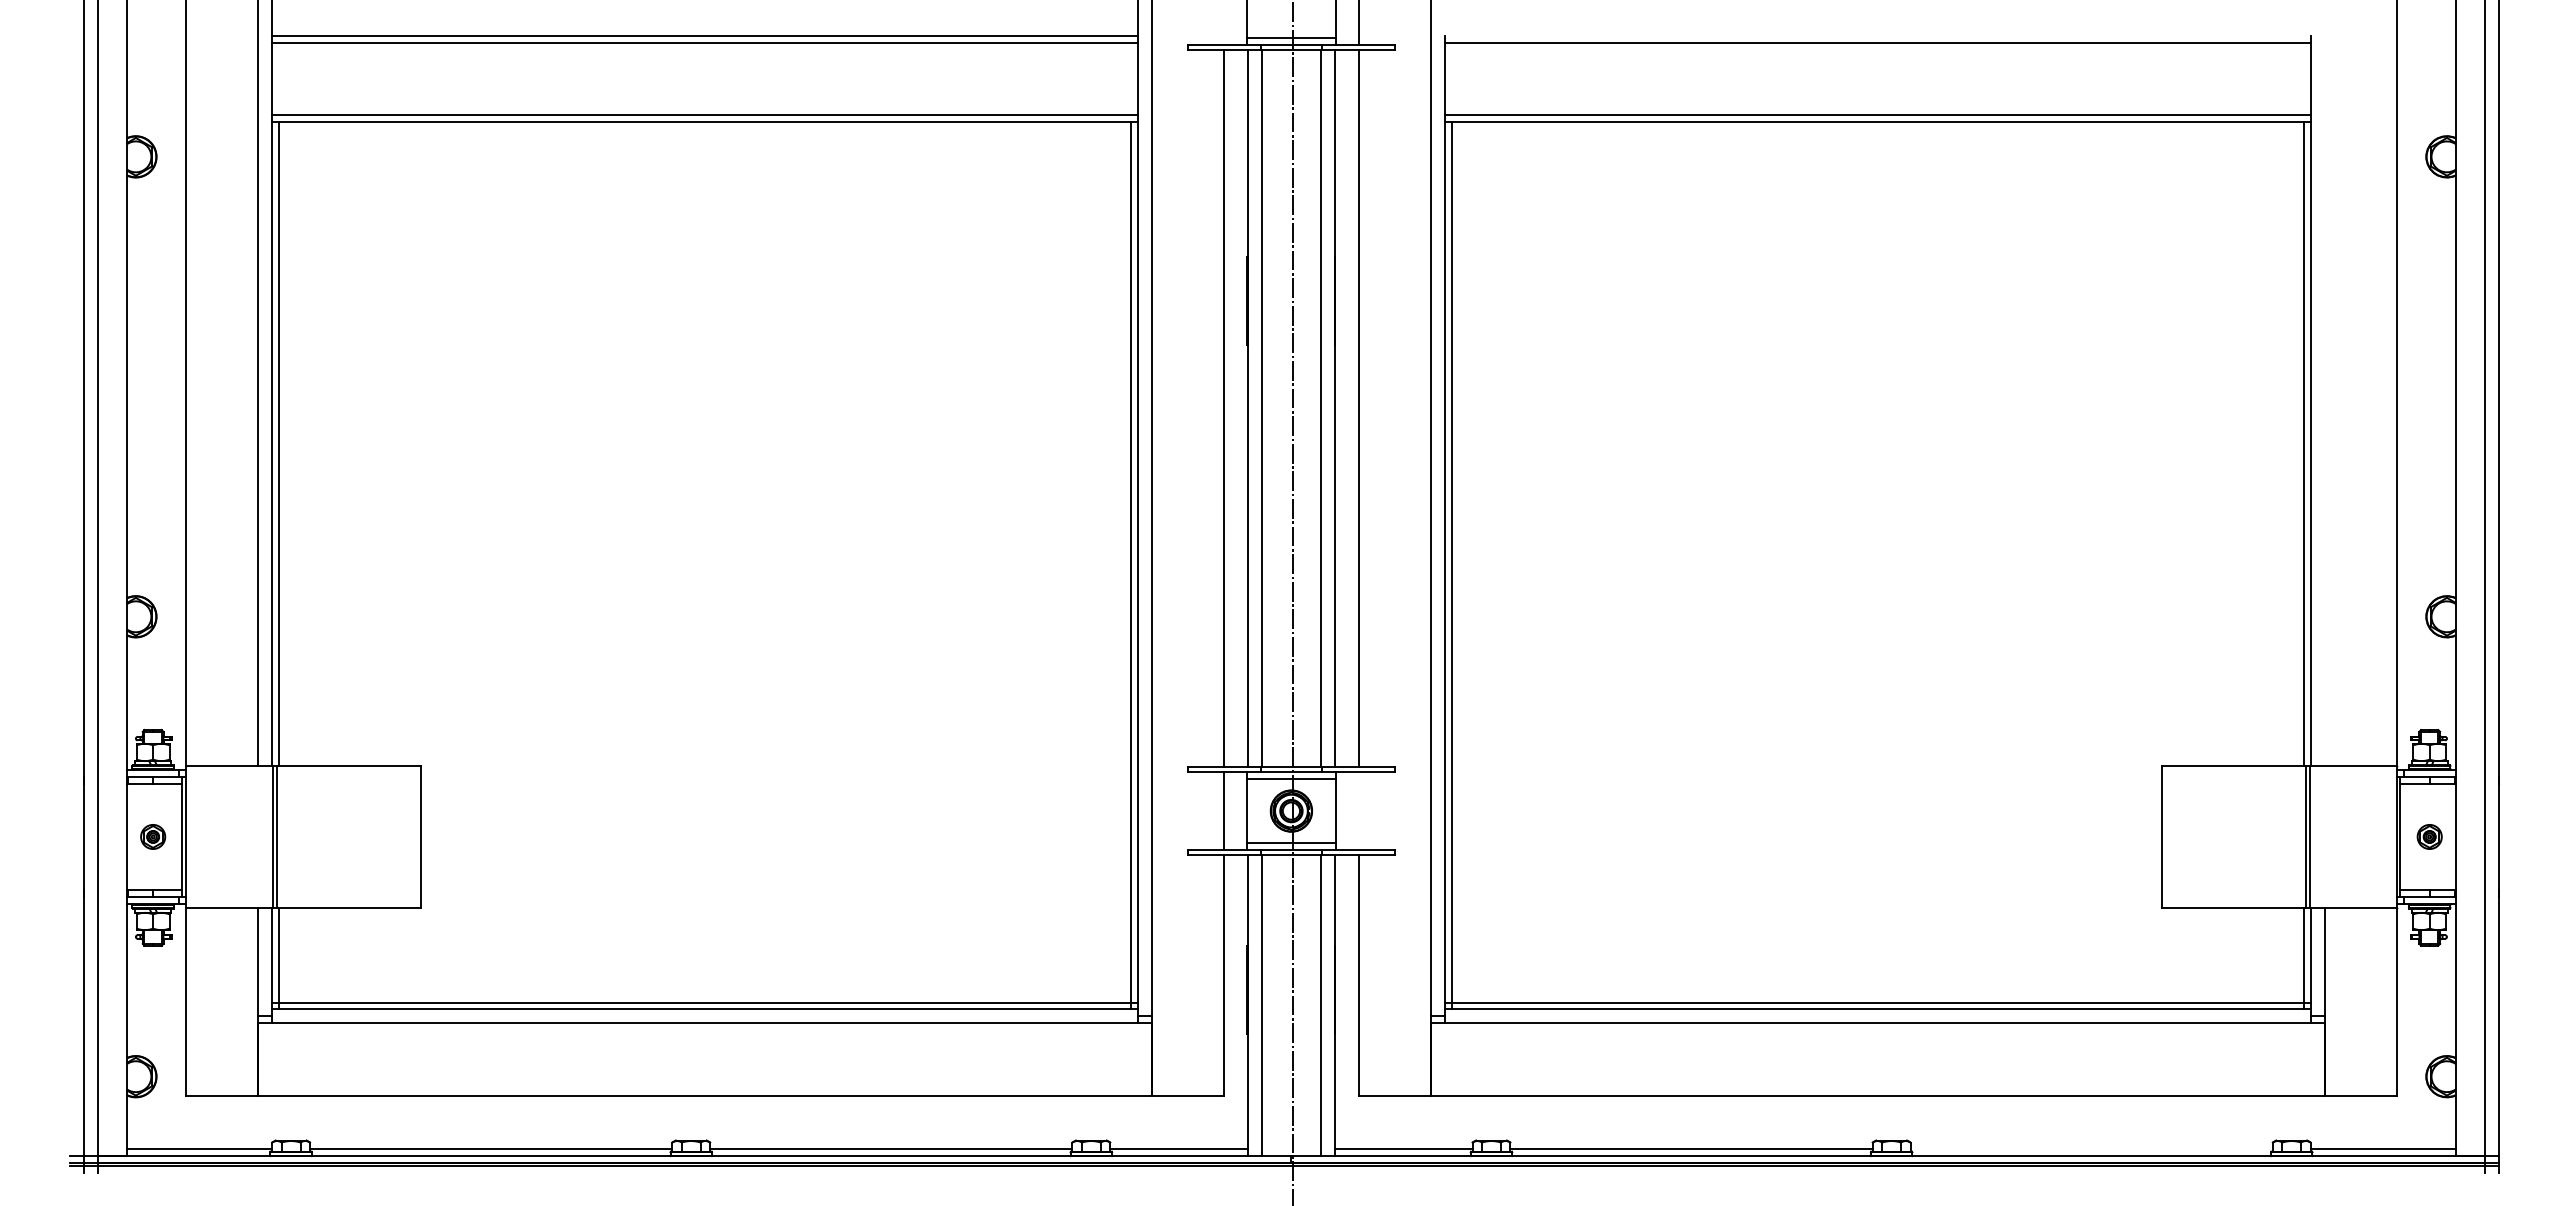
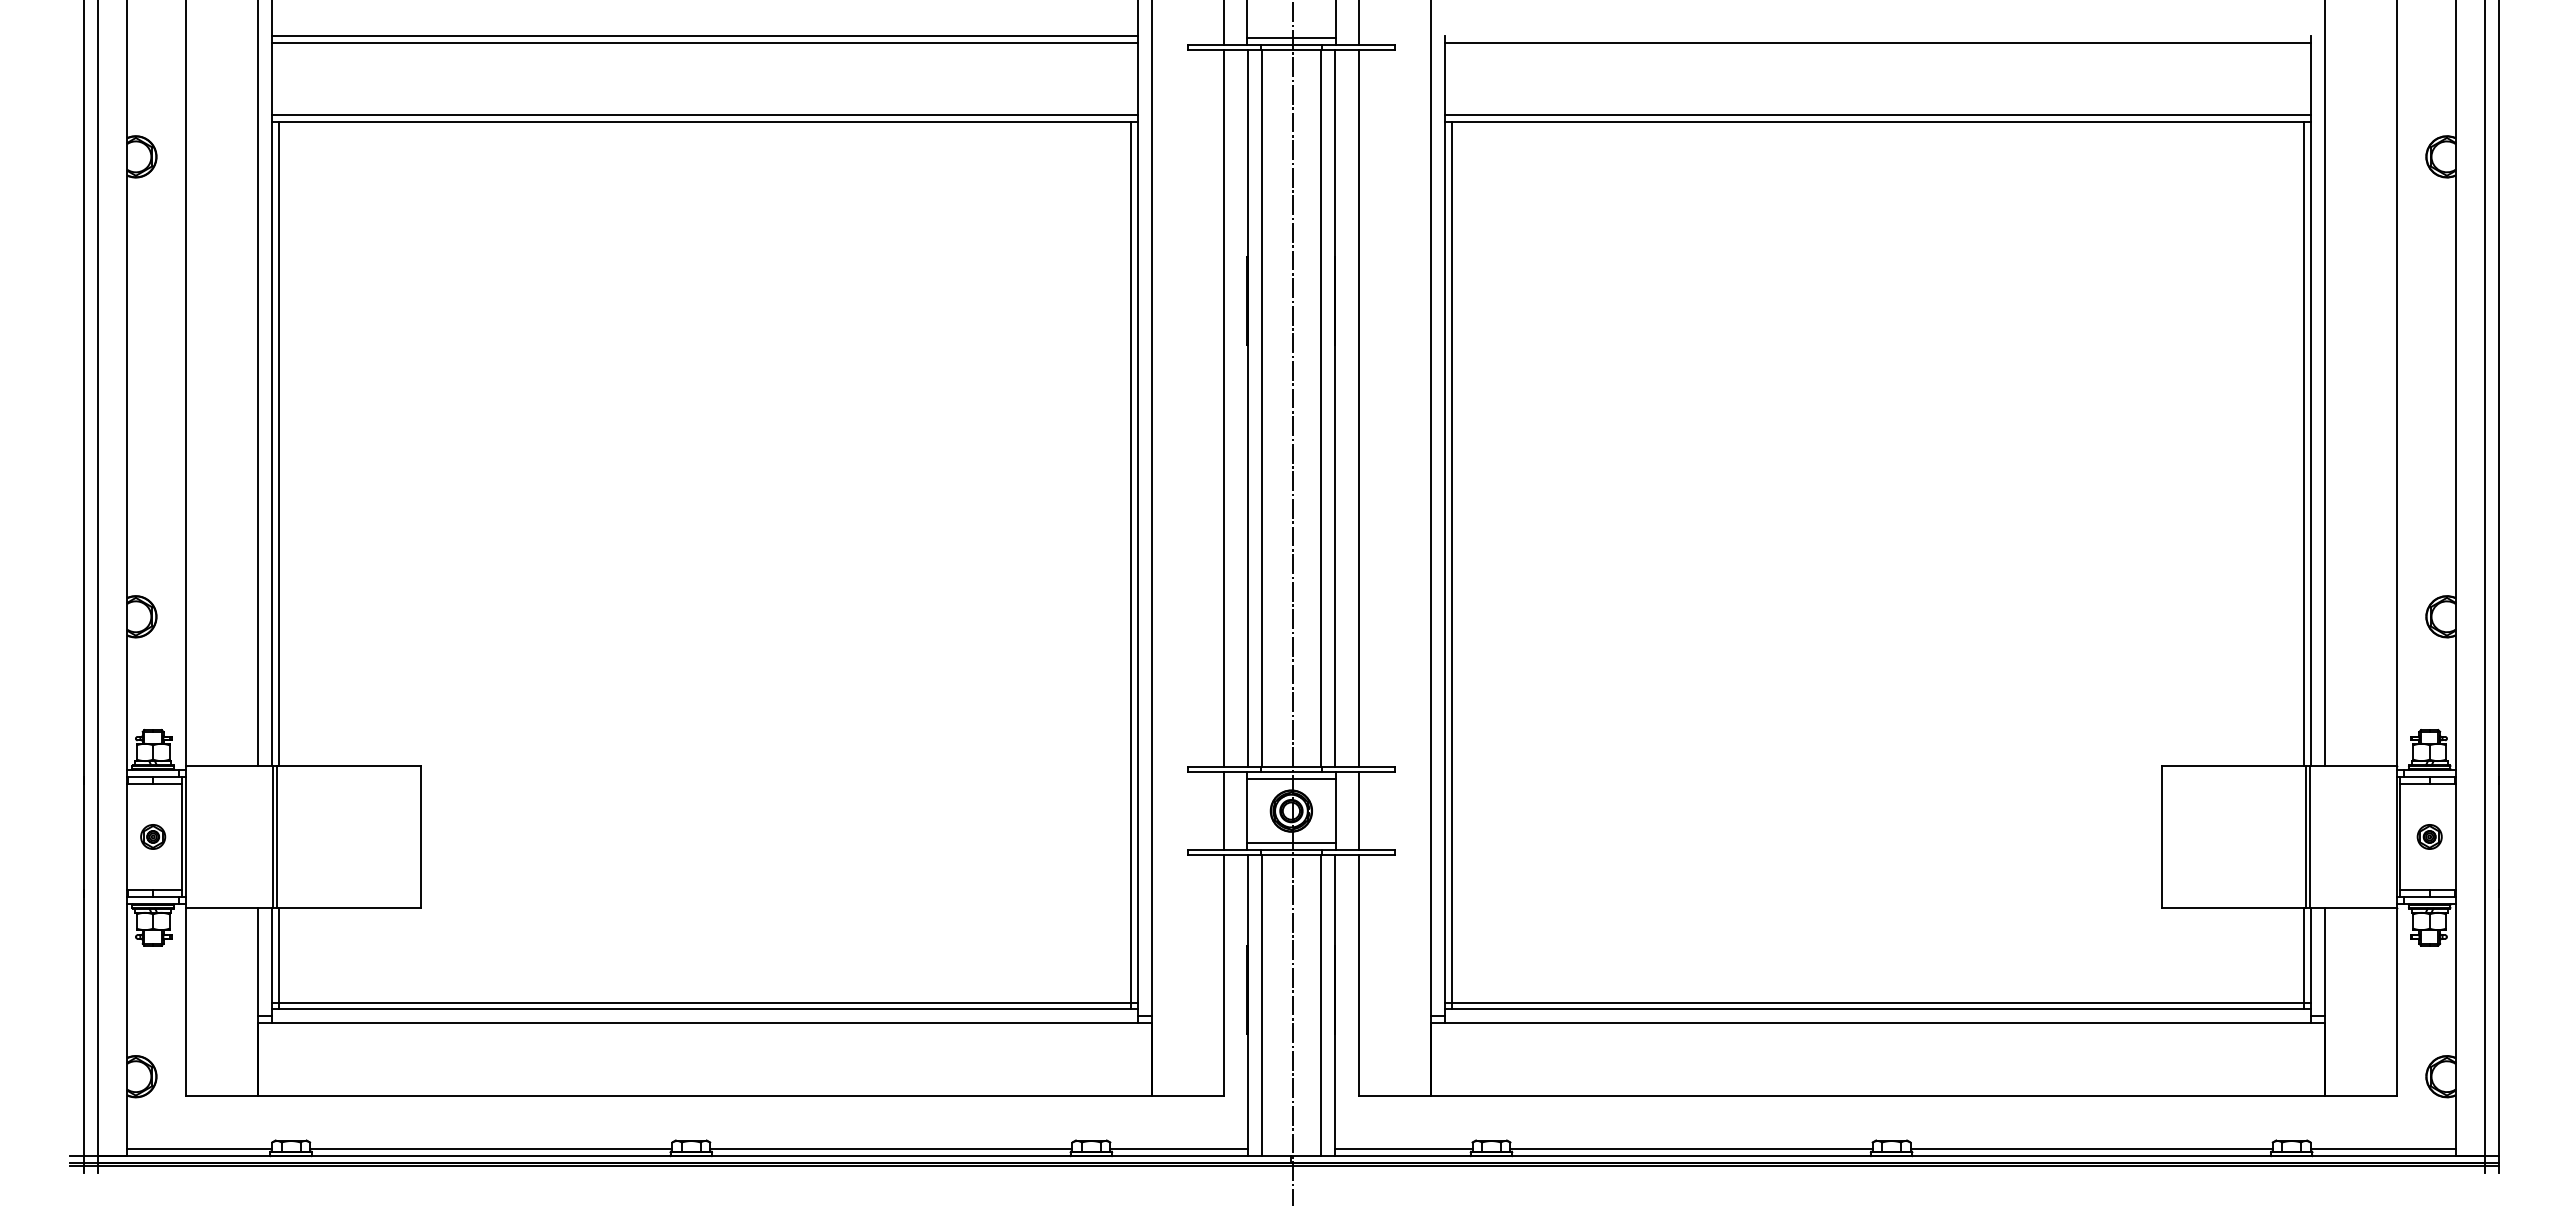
line: none -> present (1224, 23)
line: none -> present (2324, 384)
line: none -> present (1358, 810)
line: none -> present (2091, 1149)
